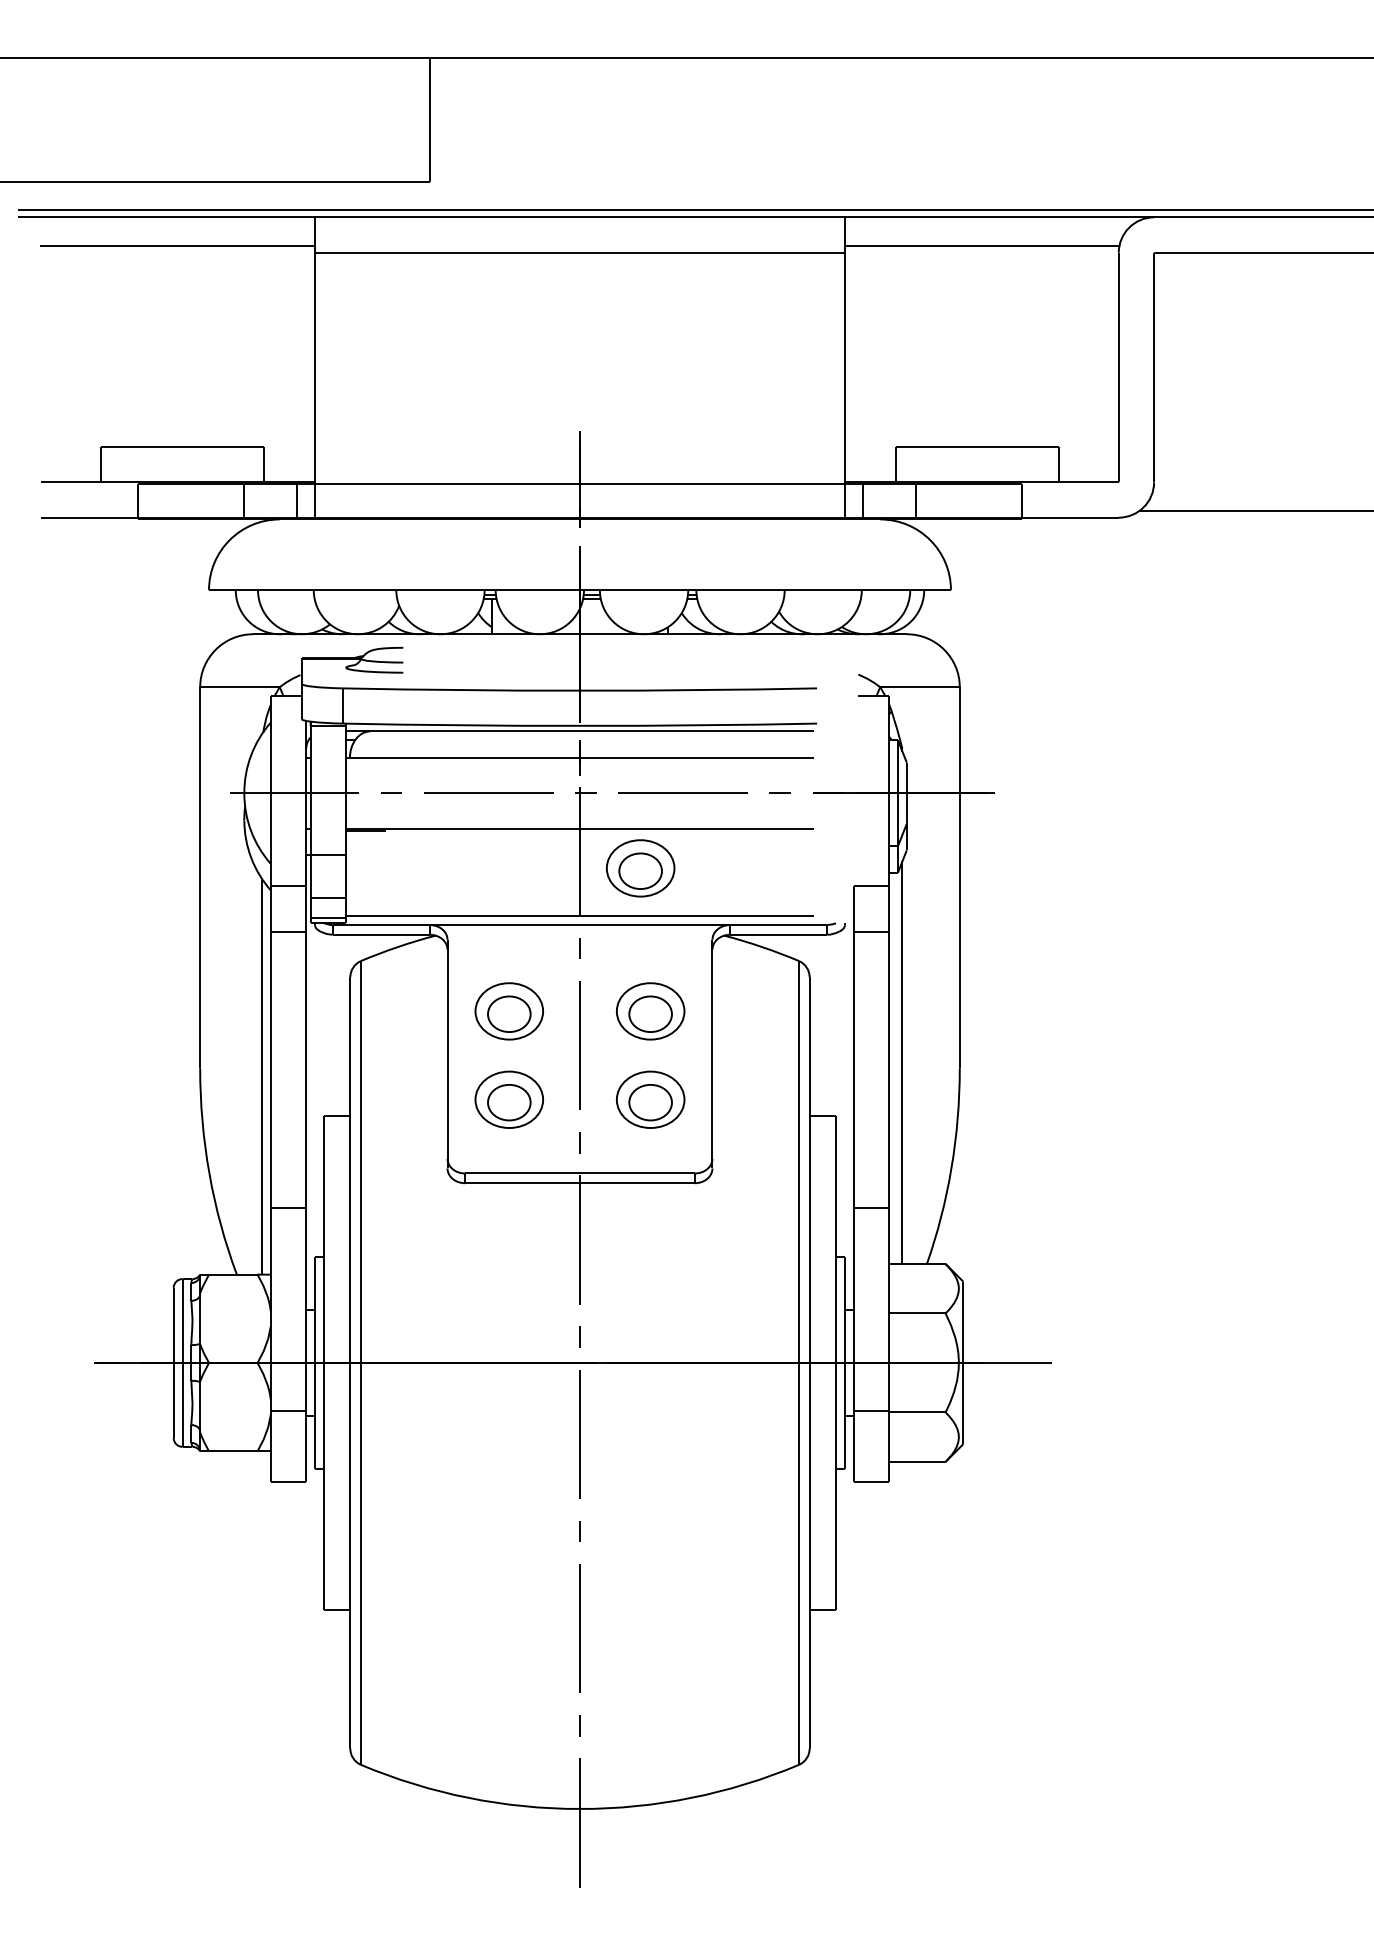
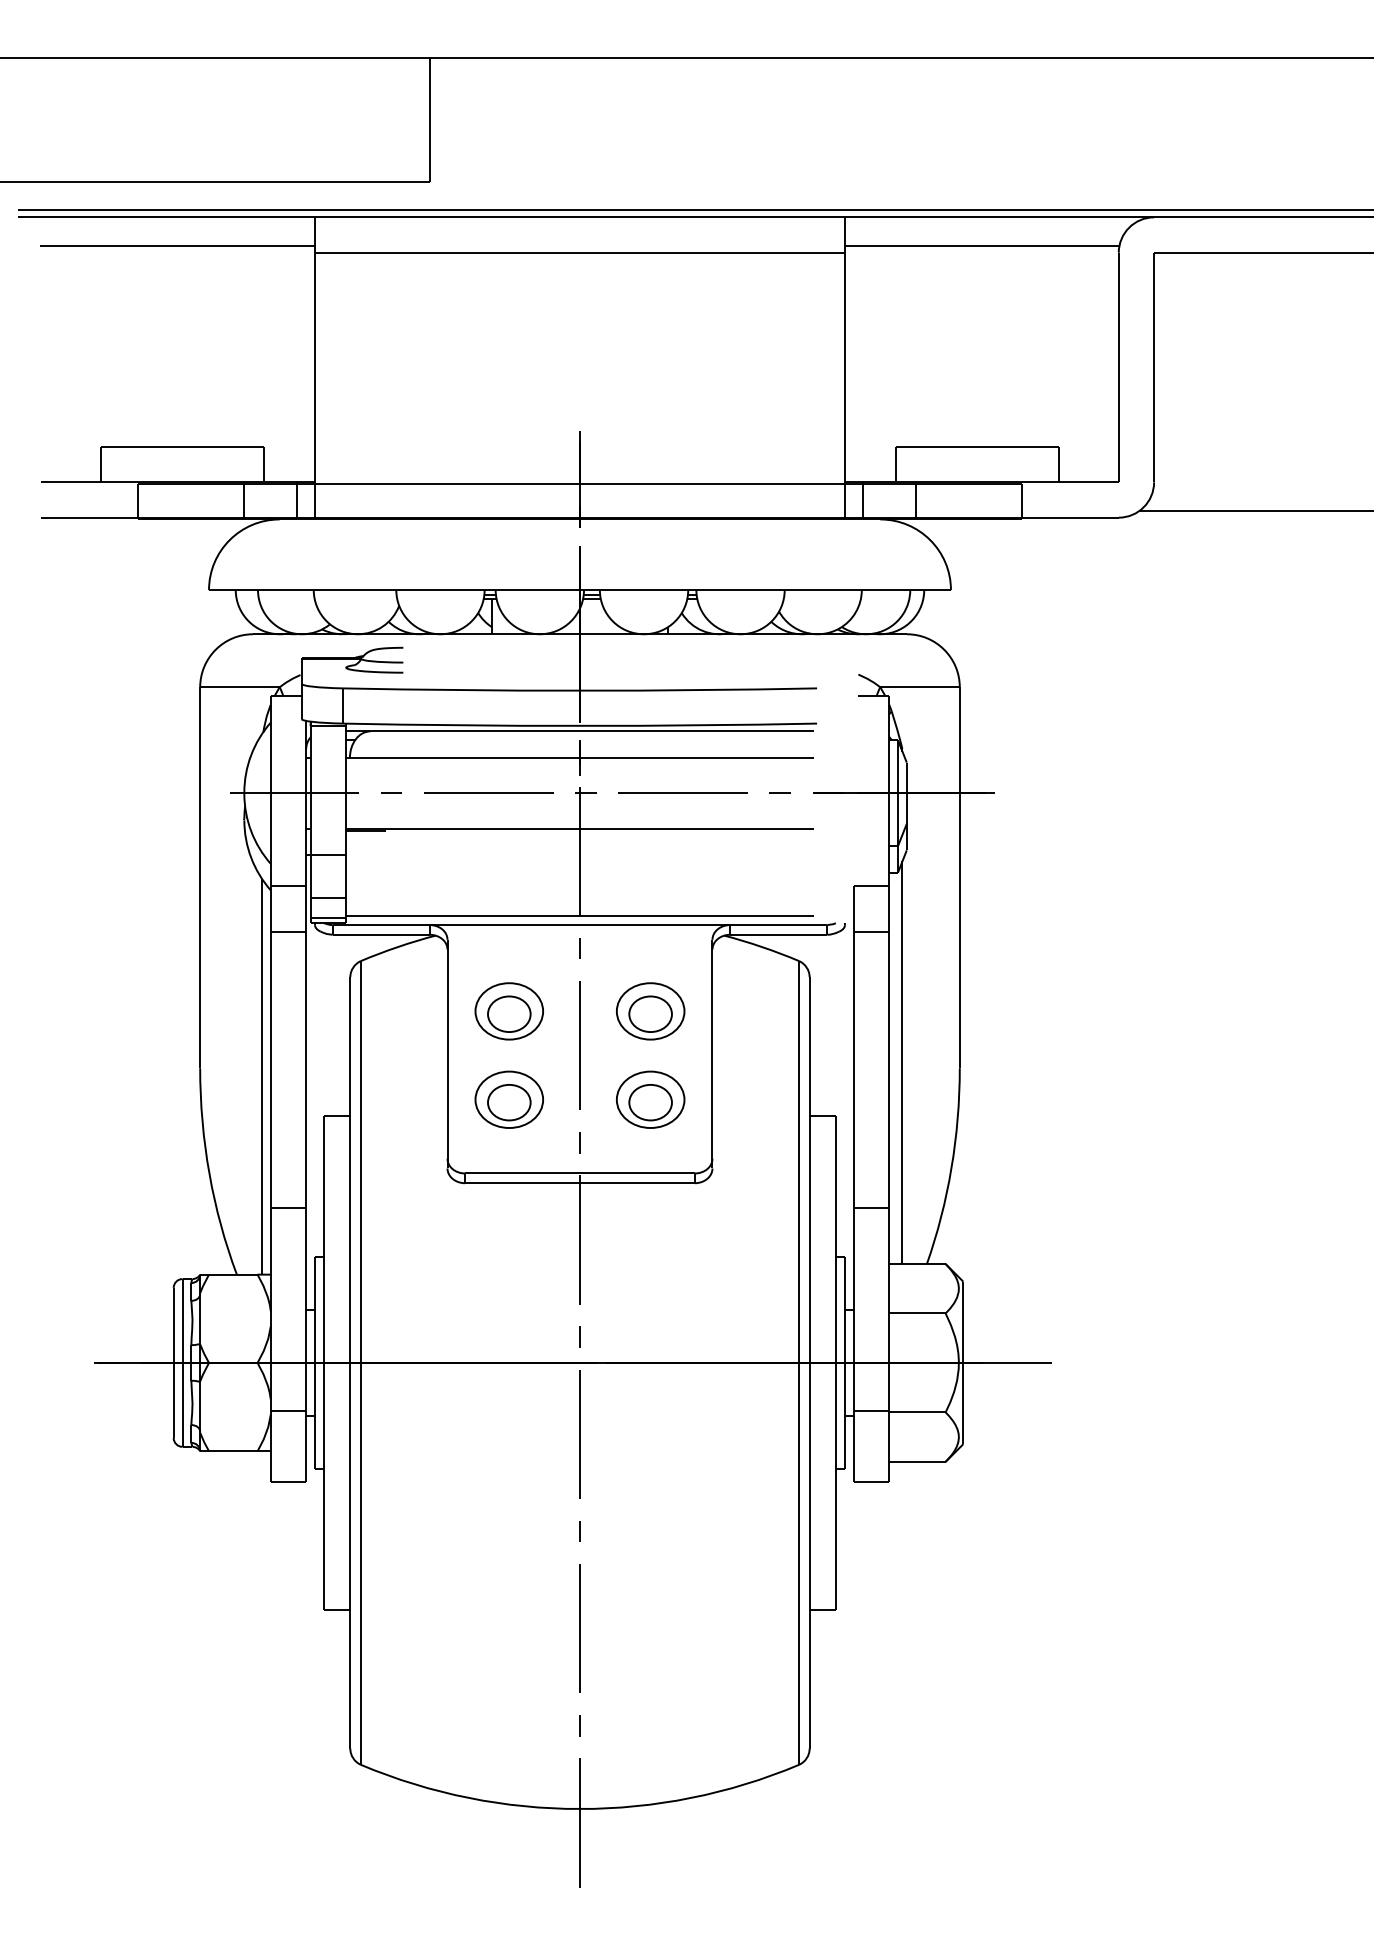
part: present -> none (640, 868)
